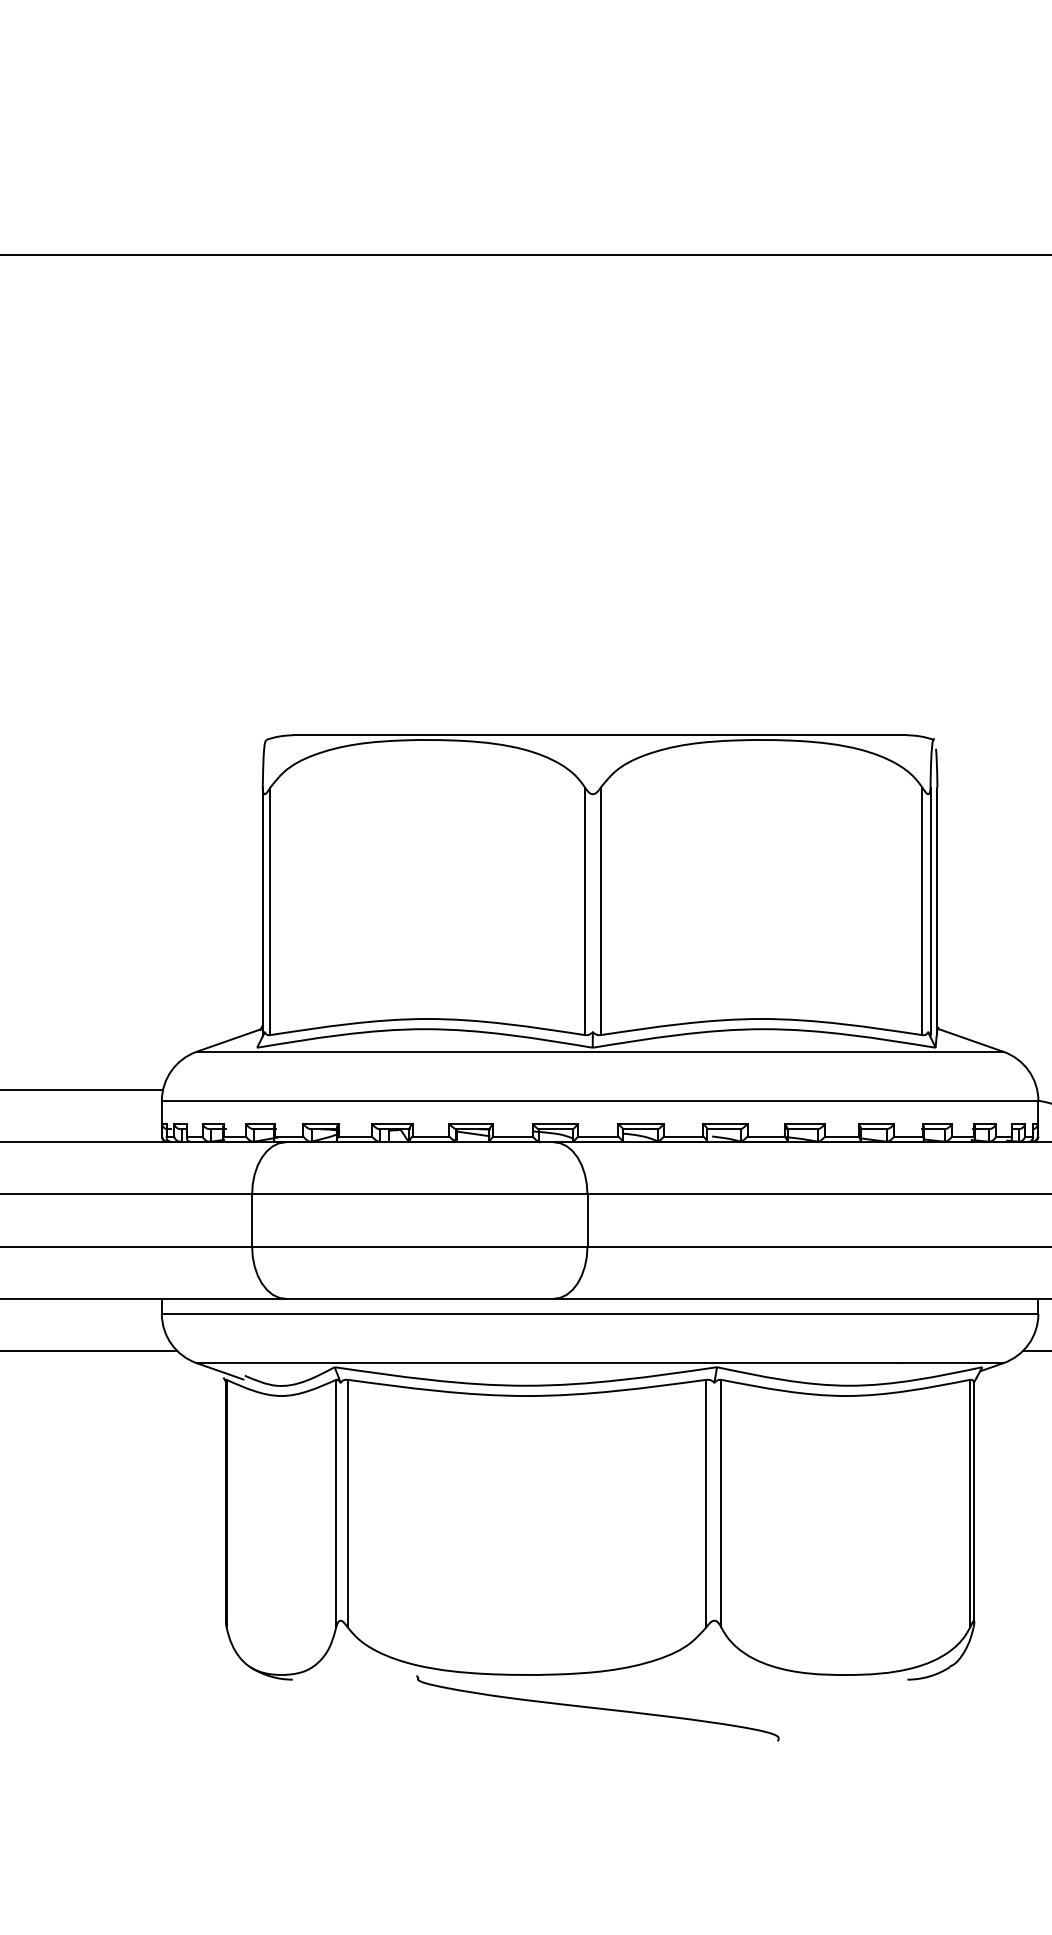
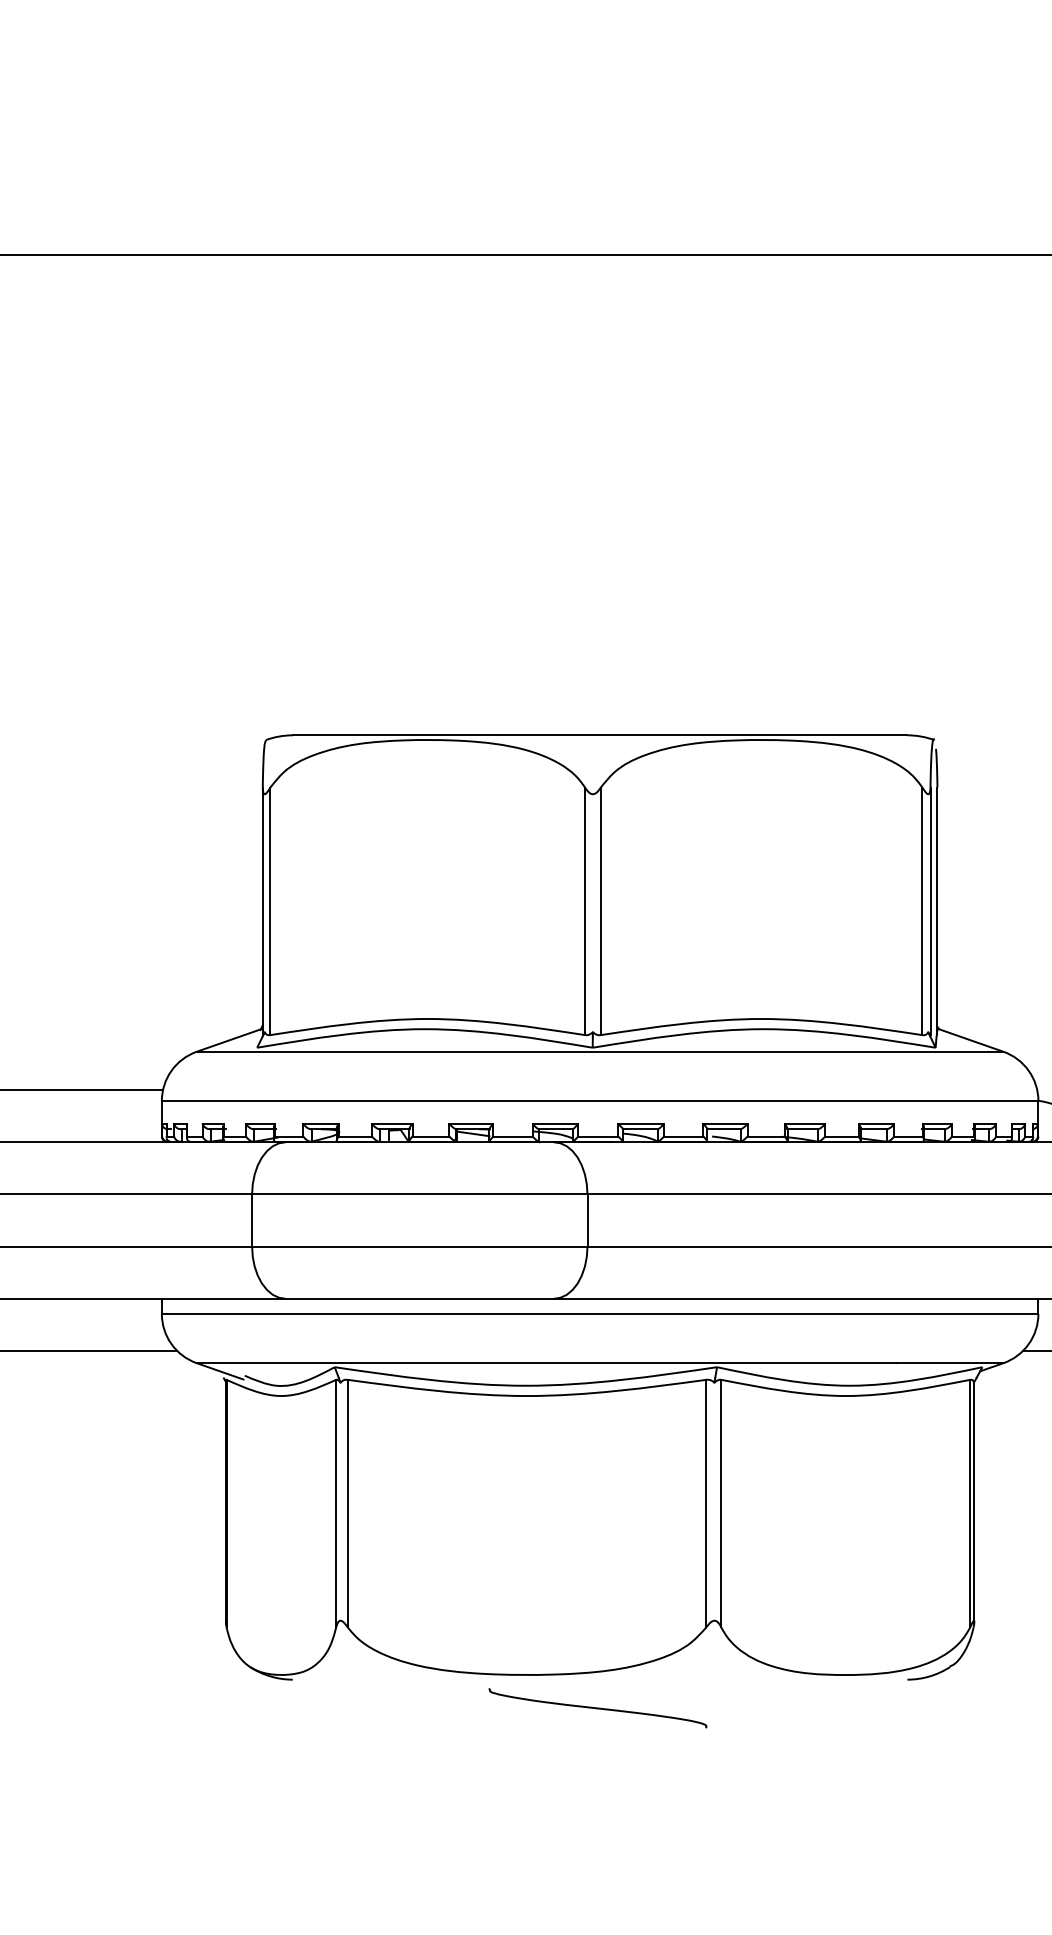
part size: 364x67 px -> 220x41 px (597, 1708)
